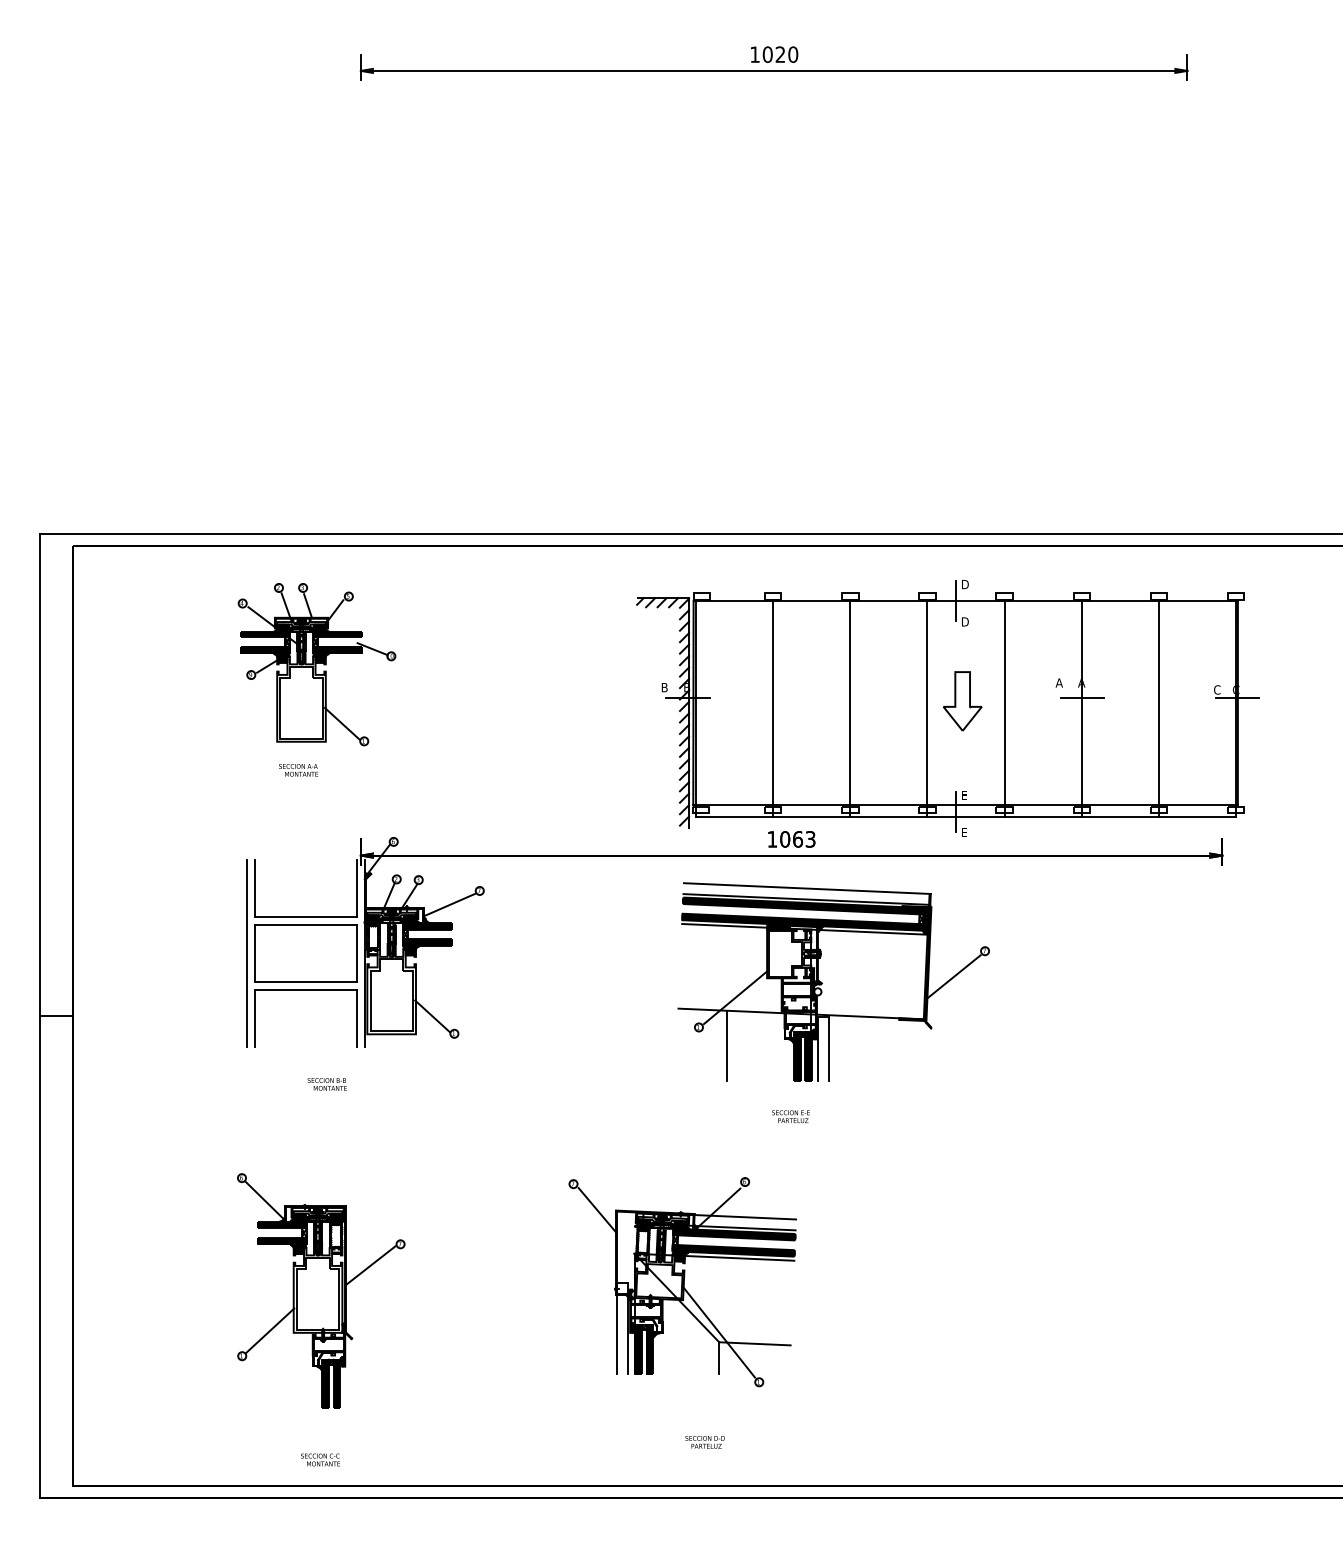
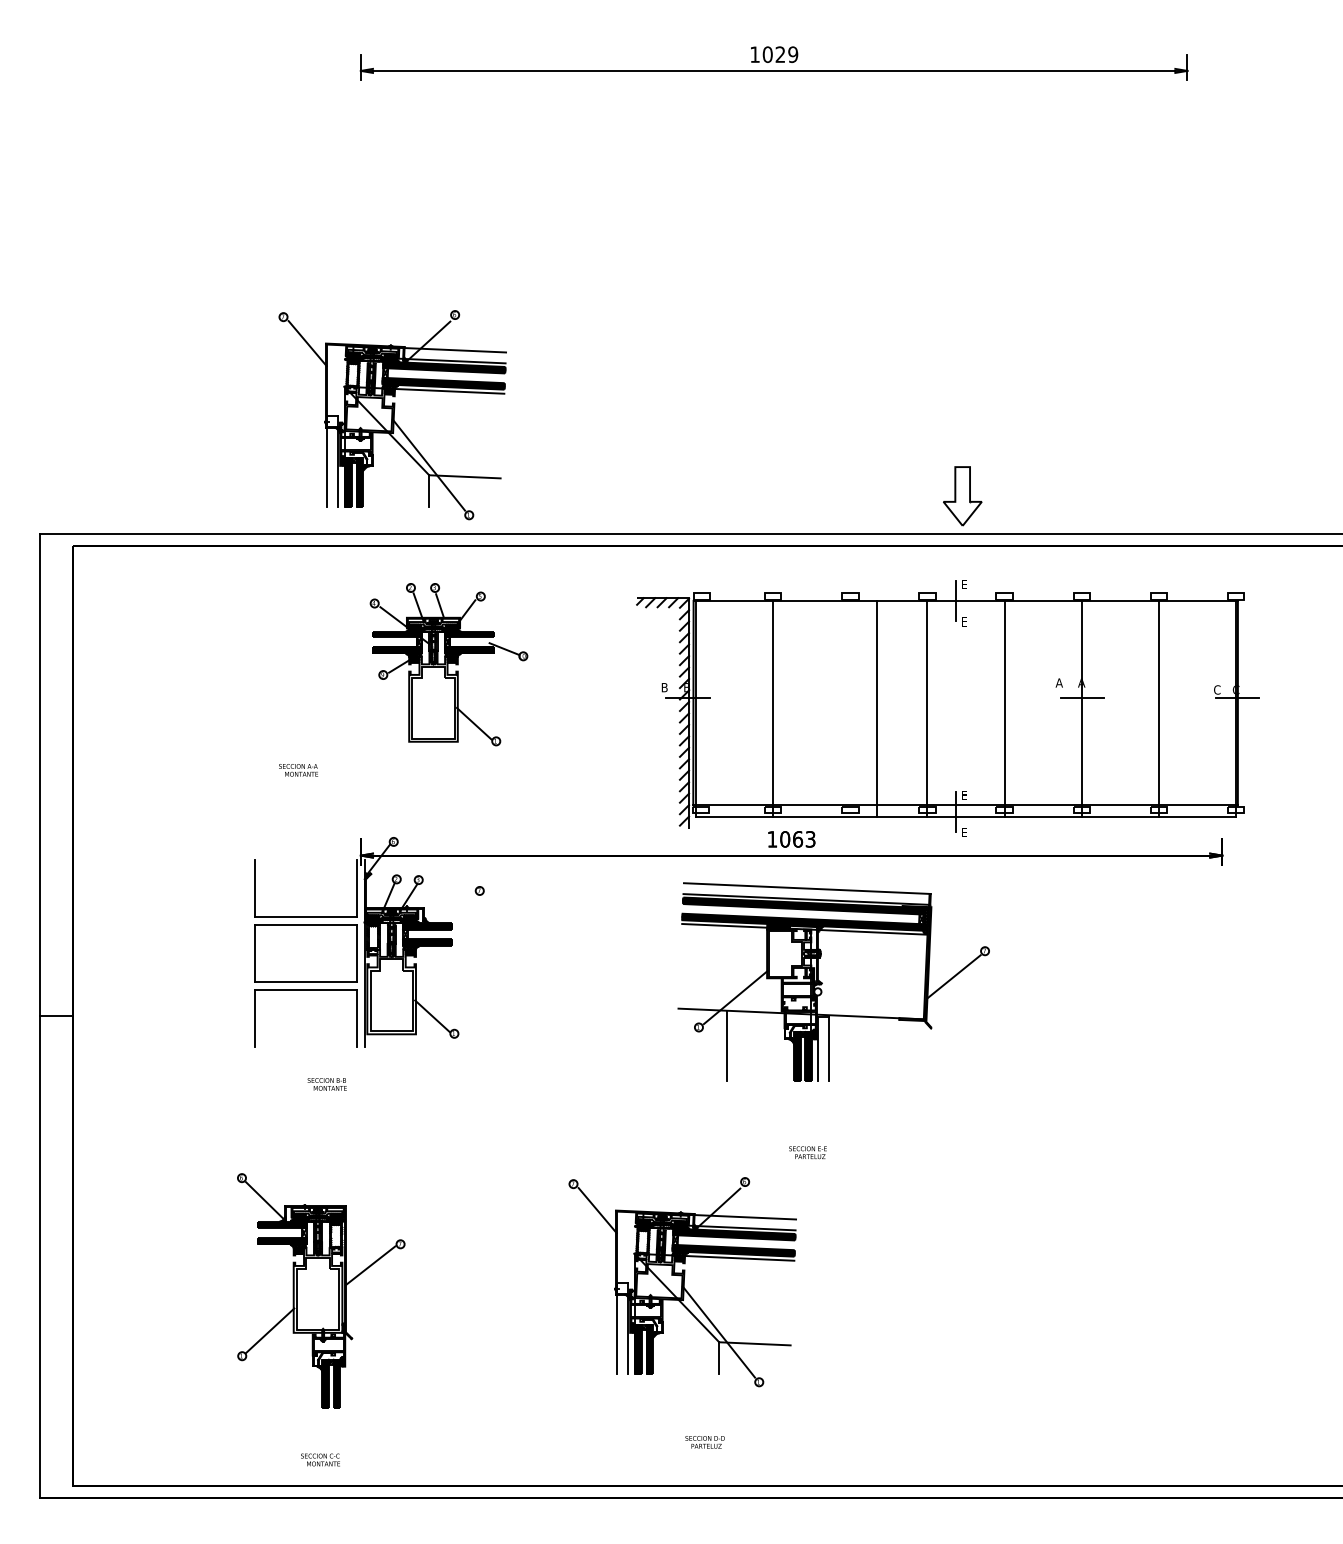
text: 1020 -> 1029 (793, 54)
part: none -> present (392, 415)
text: D -> E (965, 584)
text: D -> E (965, 621)
part position: (316, 664) -> (448, 664) (448, 664)
part position: (962, 701) -> (962, 496) (962, 496)
line position: (850, 708) -> (877, 708) (877, 708)
line: present -> none (449, 904)
line: present -> none (247, 953)
text position: (790, 1116) -> (807, 1152) (807, 1152)
